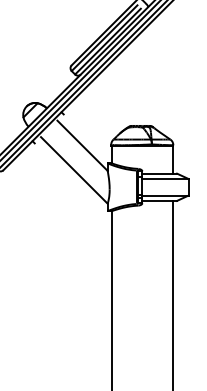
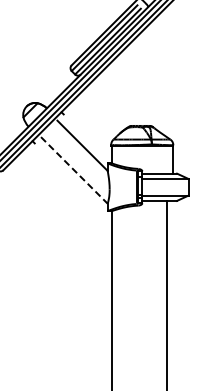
line: solid -> dashed (74, 170)
line position: (172, 293) -> (166, 293) (166, 293)
